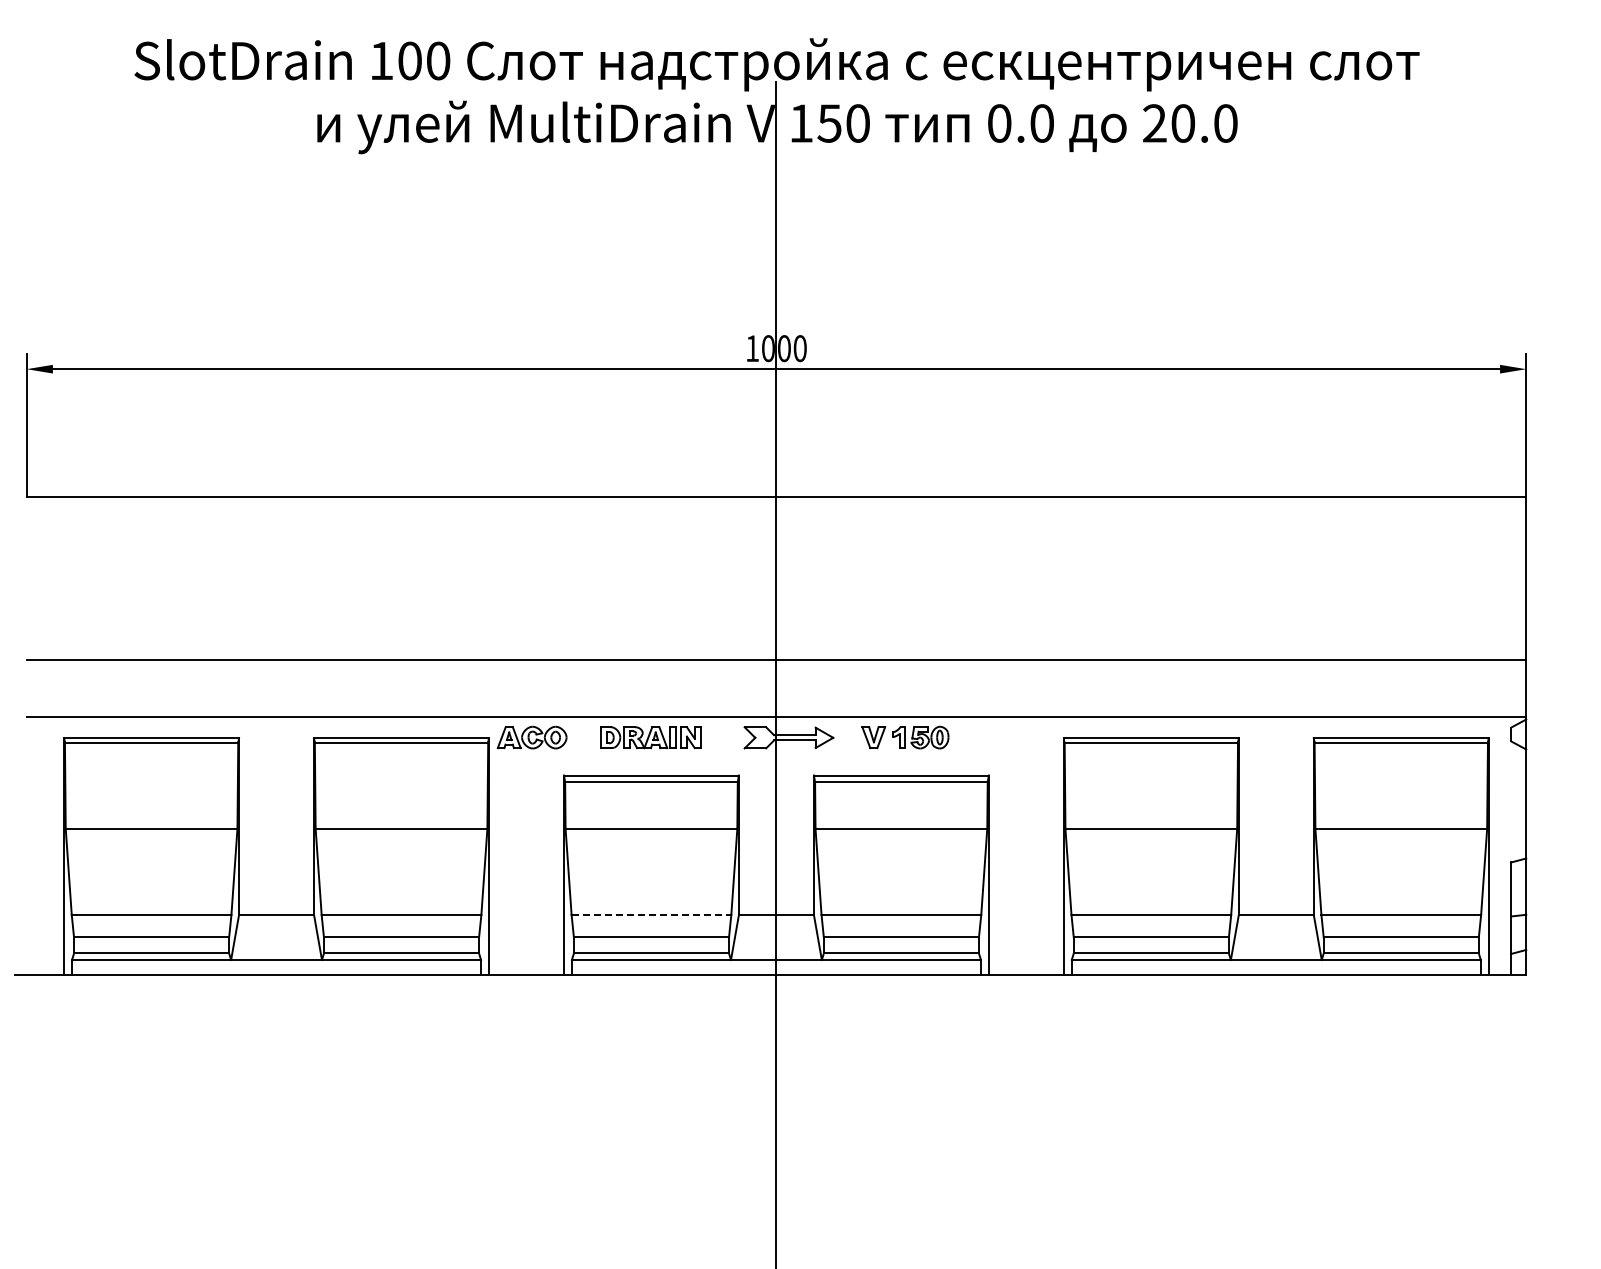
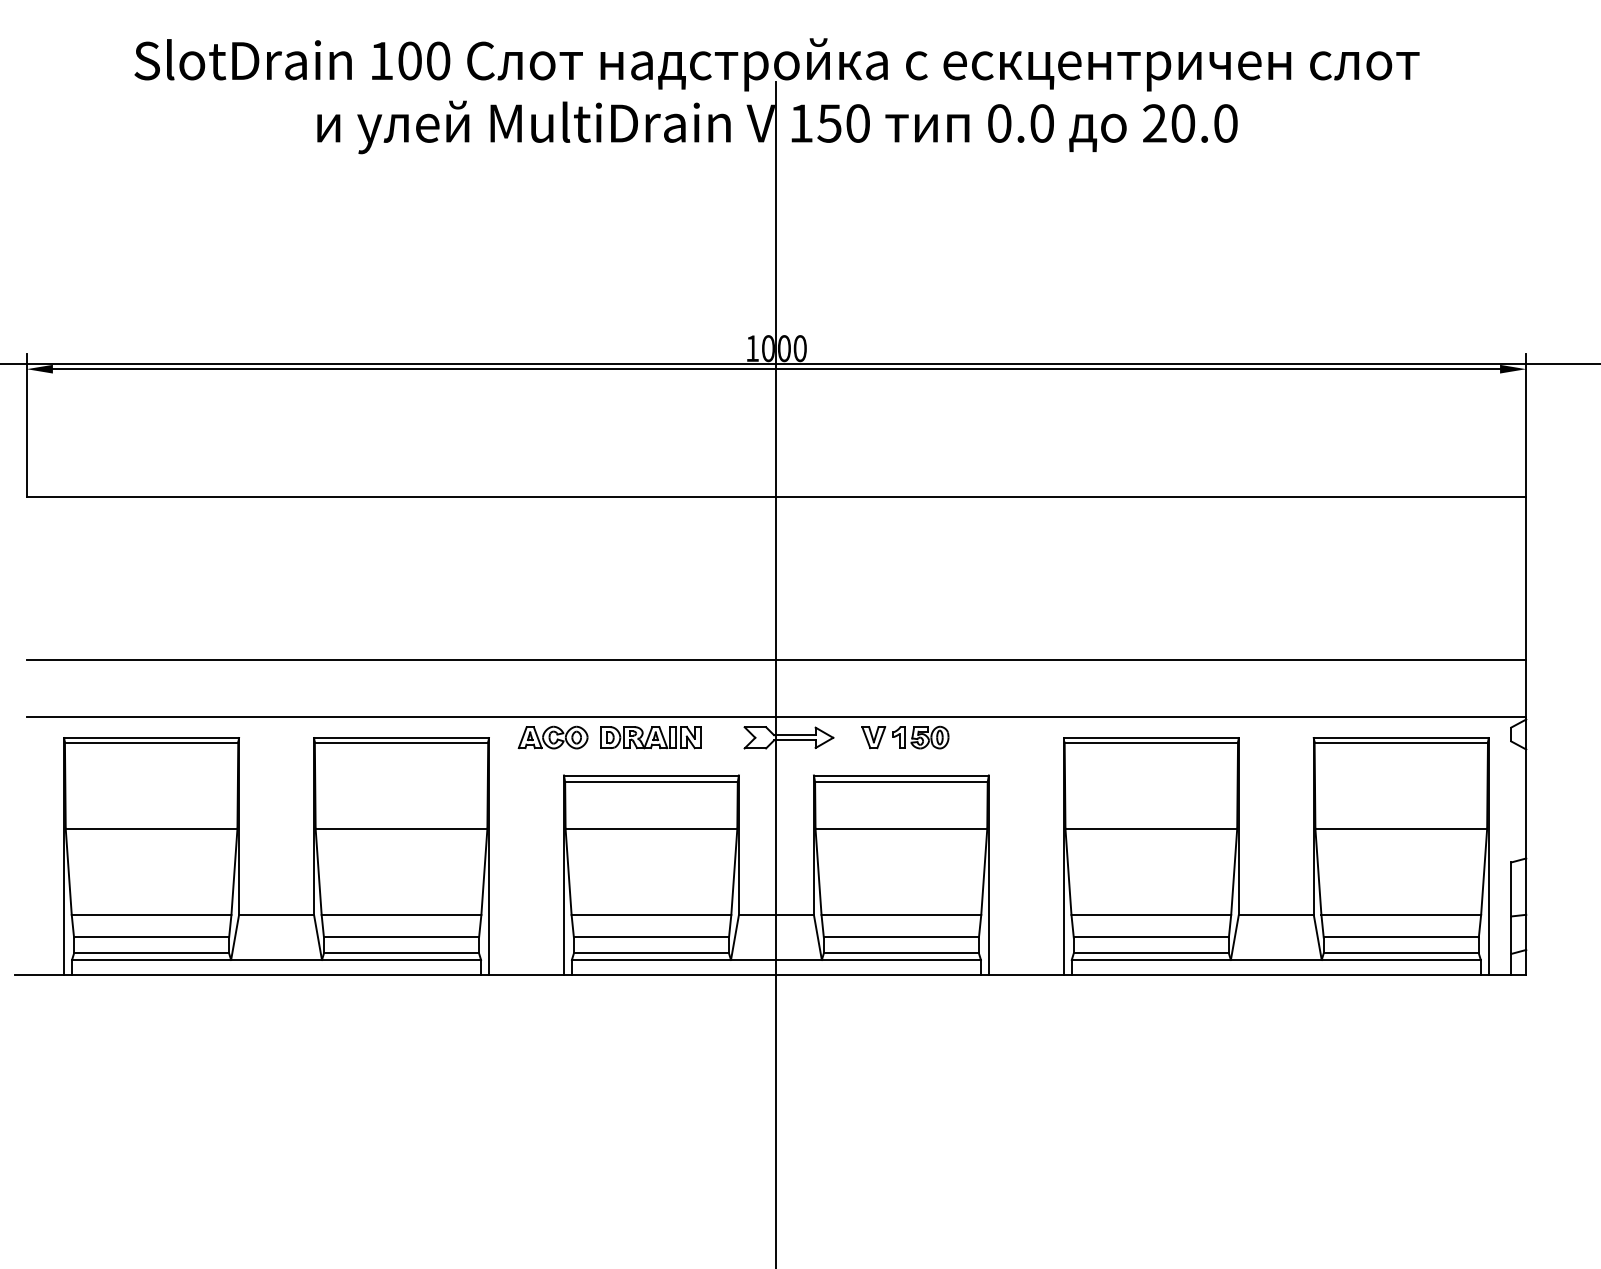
line: none -> present (799, 364)
part position: (531, 737) -> (552, 737) (552, 737)
line: dashed -> solid (651, 914)
